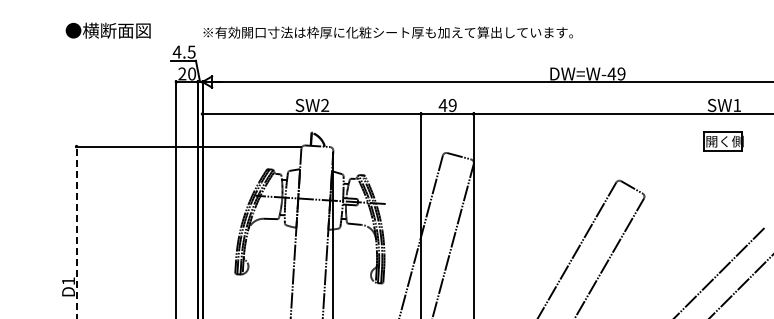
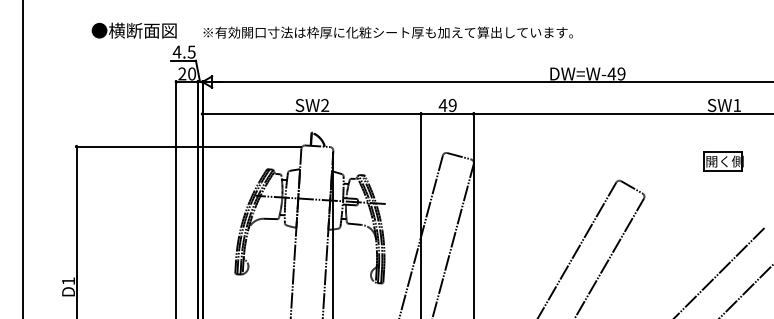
text position: (107, 30) -> (133, 30) (133, 30)
part position: (723, 141) -> (723, 161) (723, 161)
line: none -> present (23, 158)
line: dashed -> solid (76, 232)
line position: (740, 286) -> (745, 291) (745, 291)
